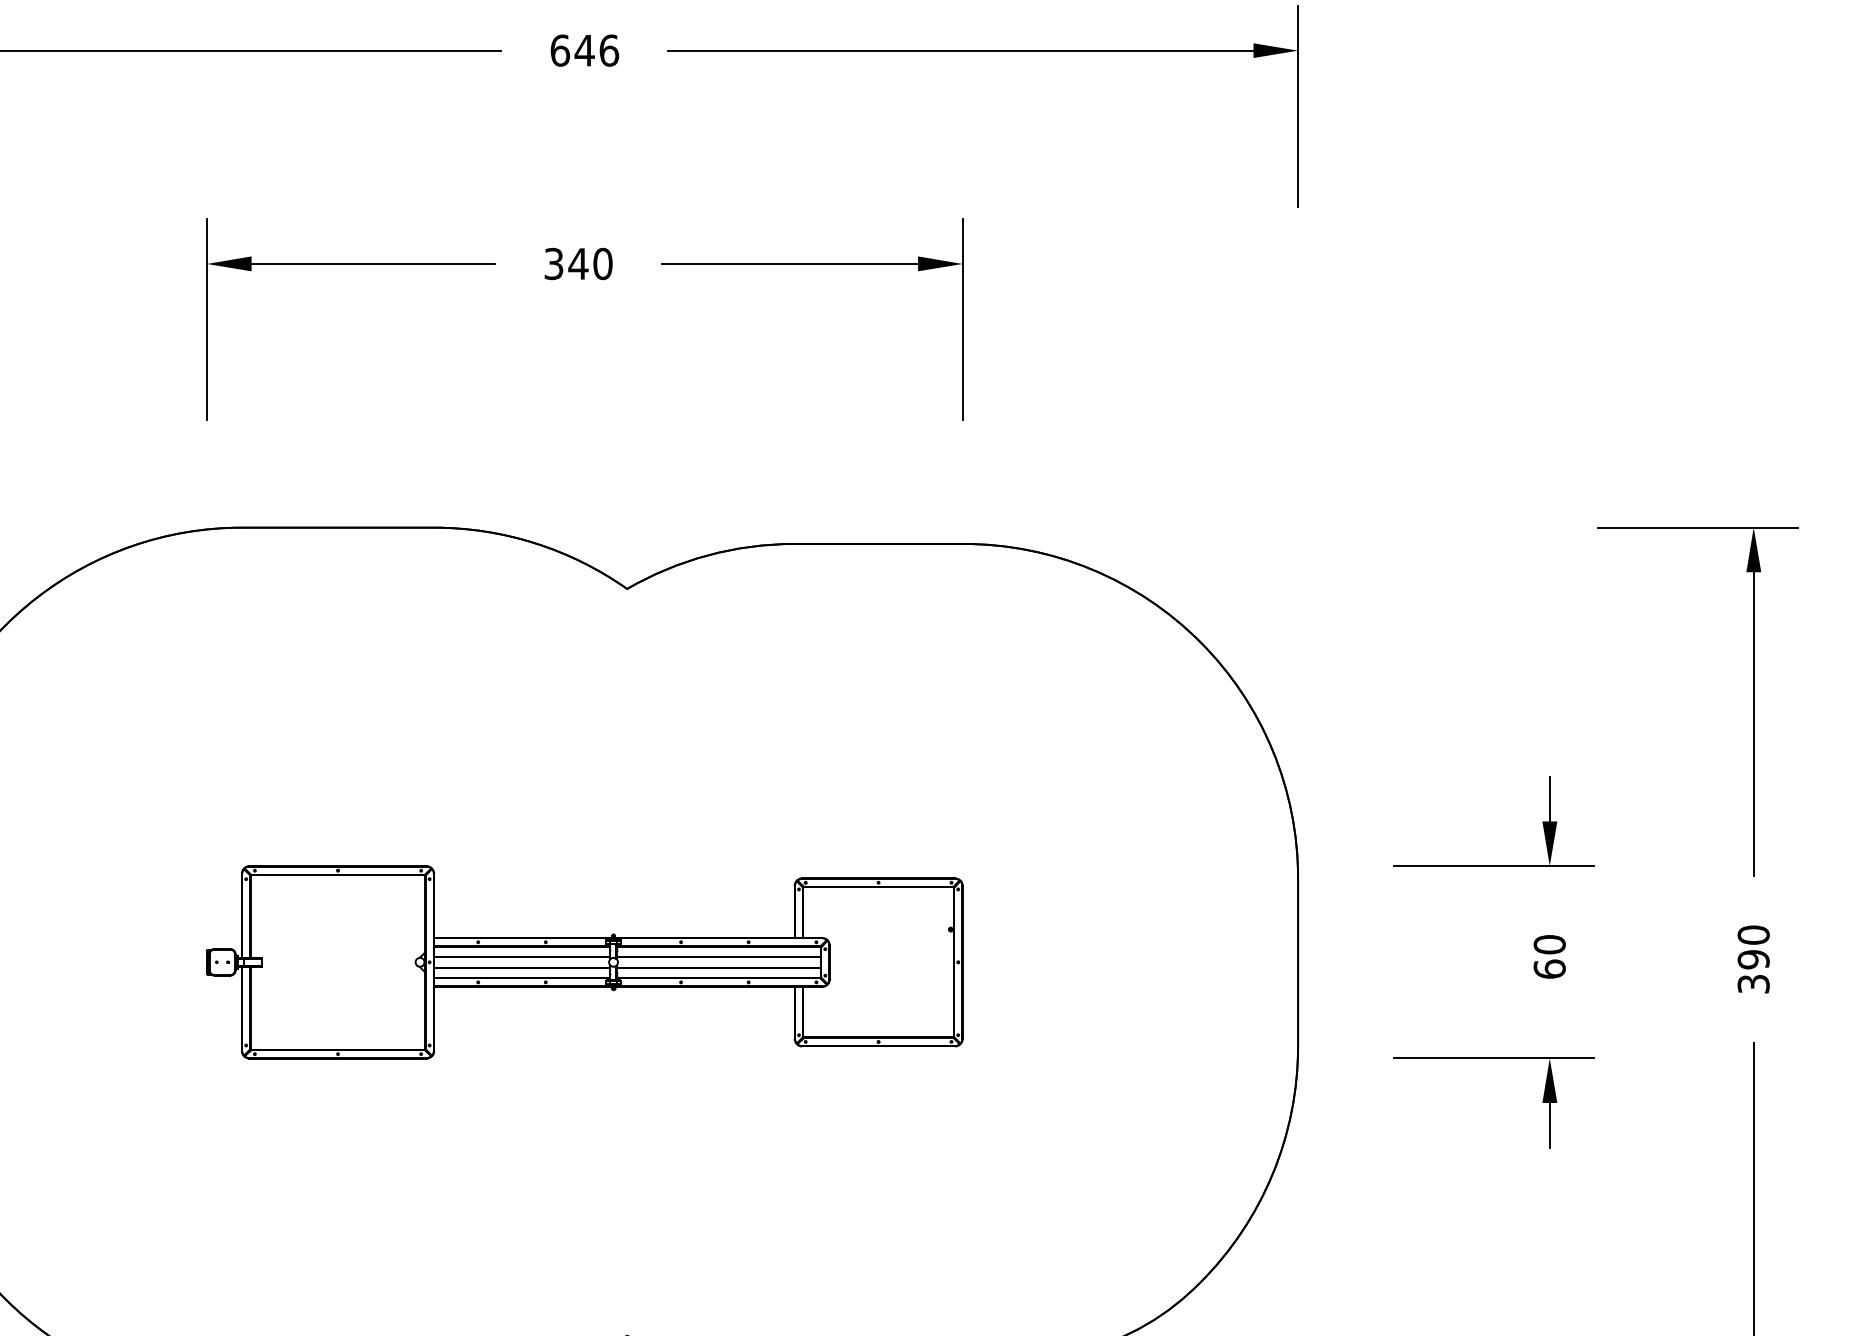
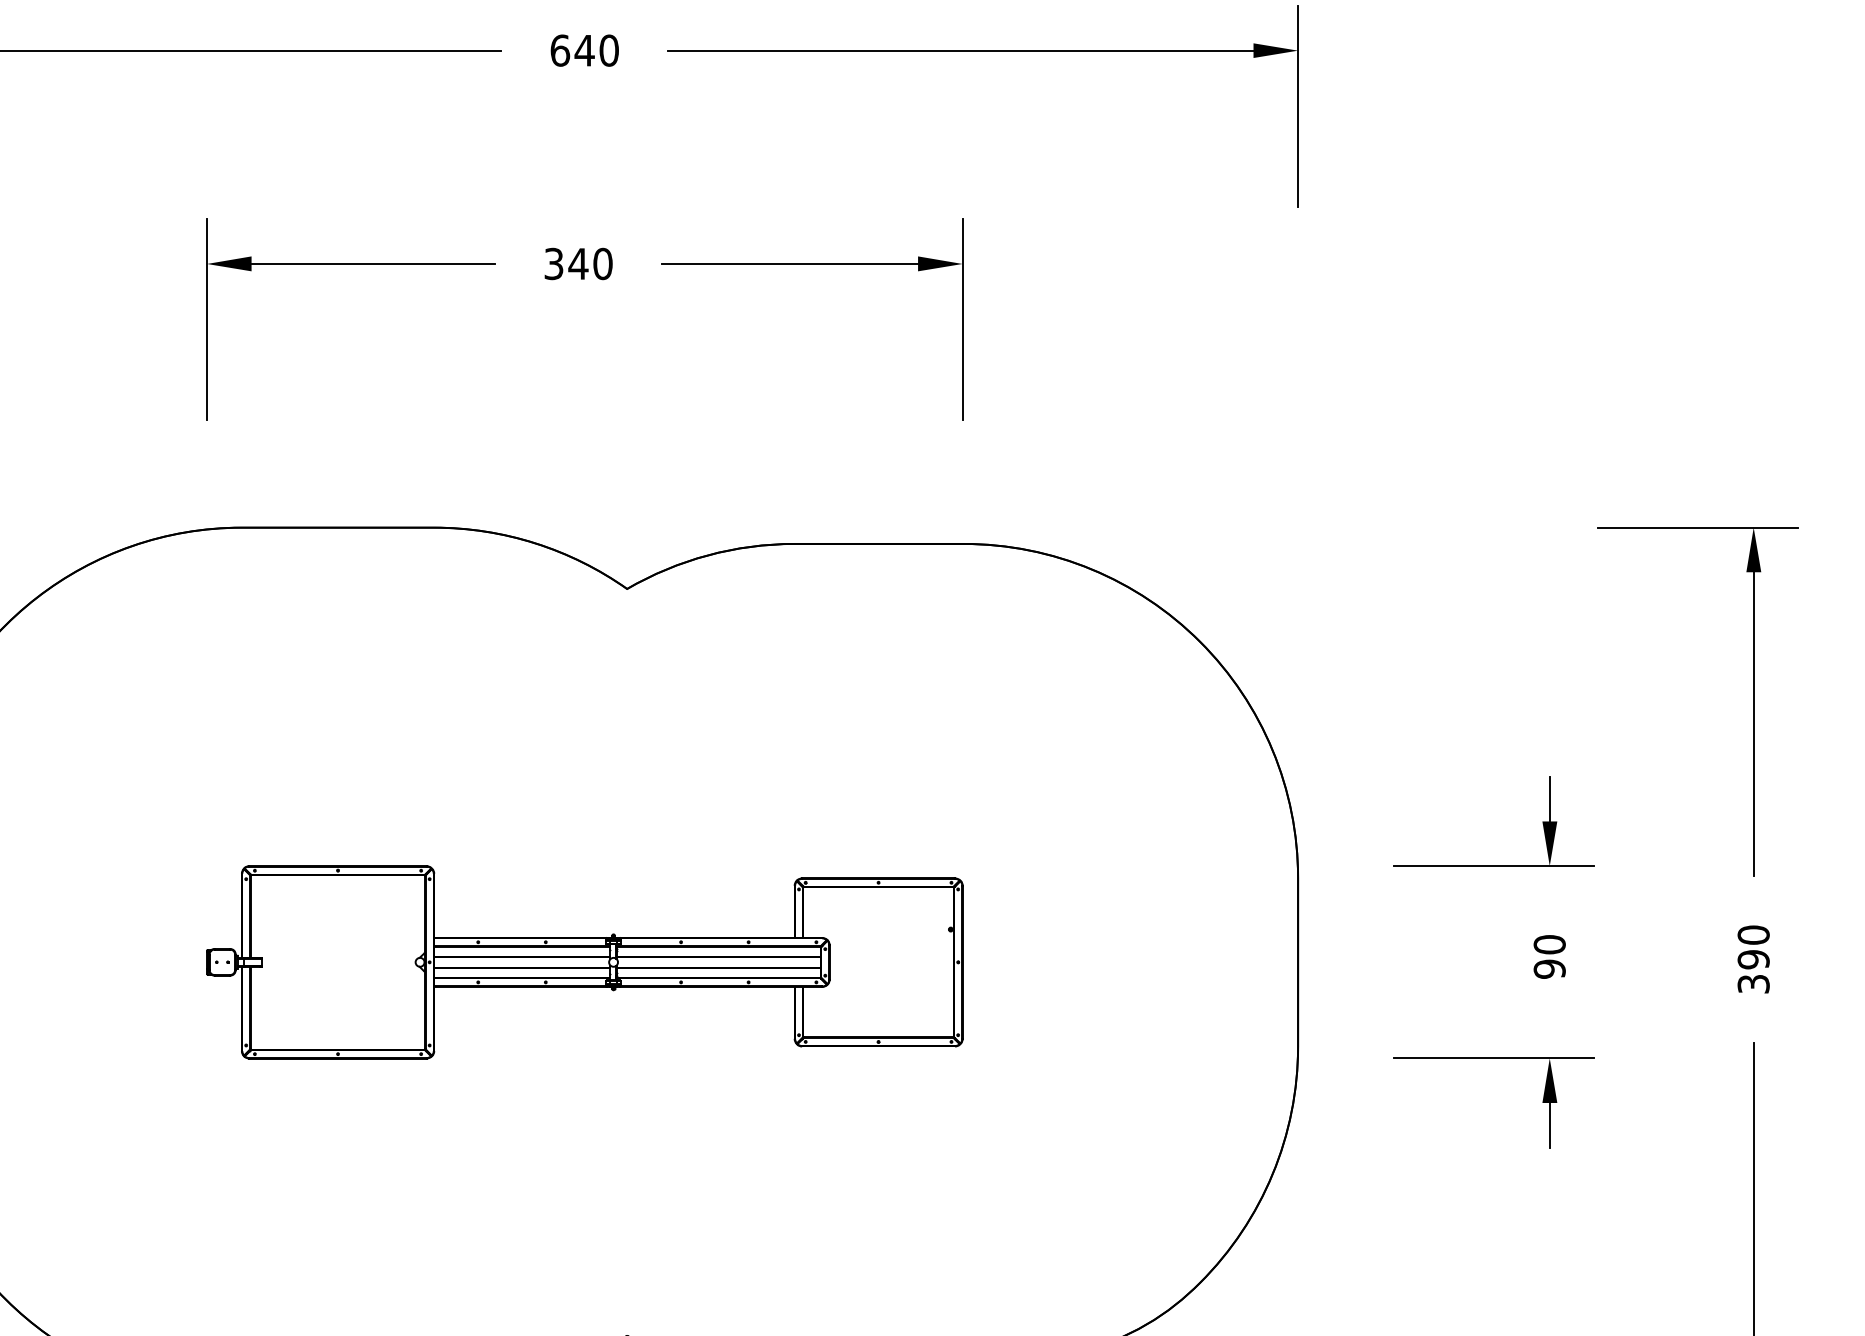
text: 646 -> 640 (609, 50)
text: 60 -> 90 (1549, 968)
